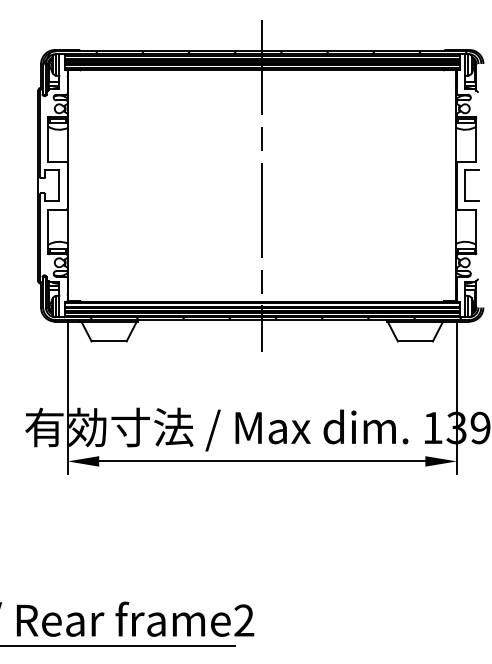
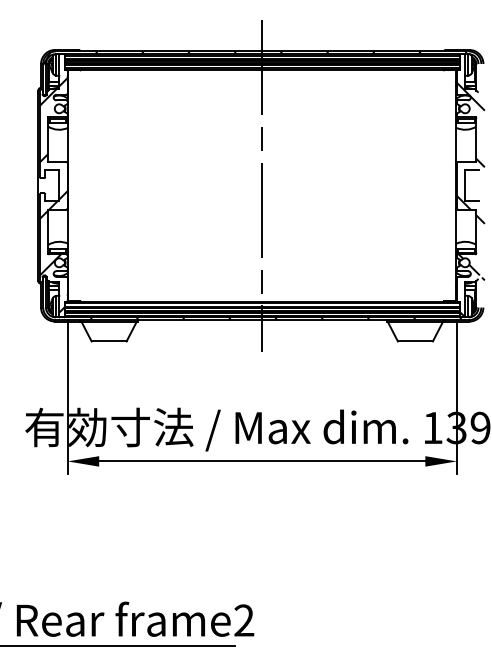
hatch: none -> present (53, 195)
hatch: none -> present (470, 199)
